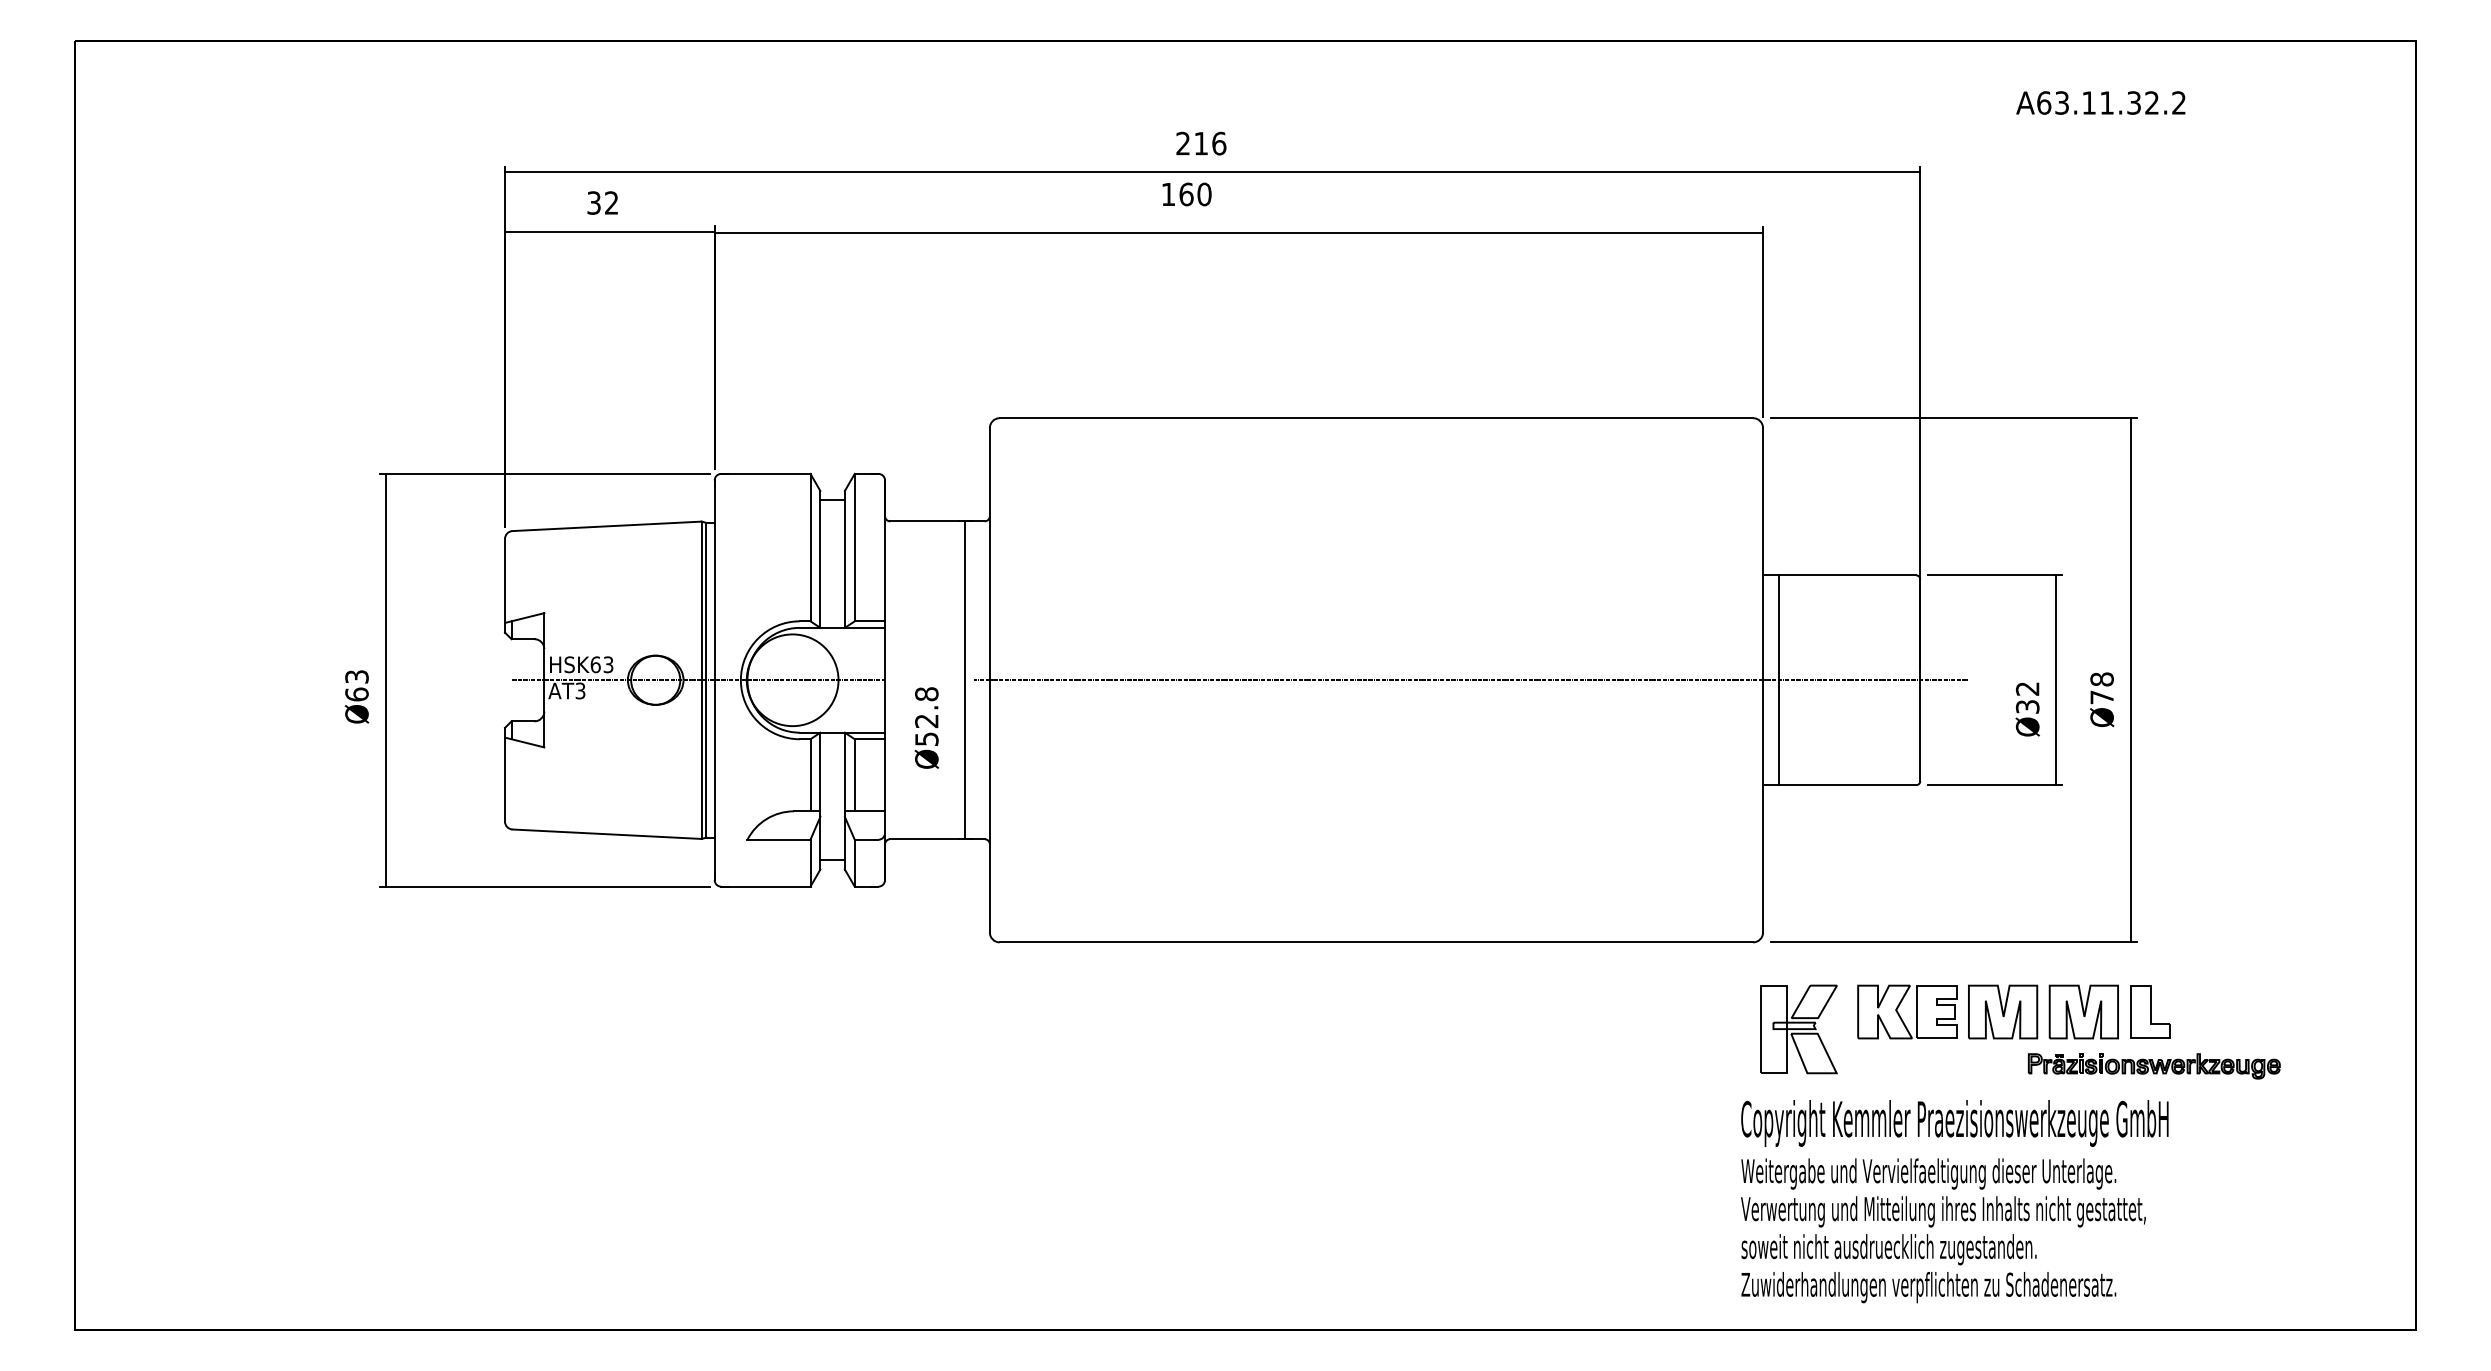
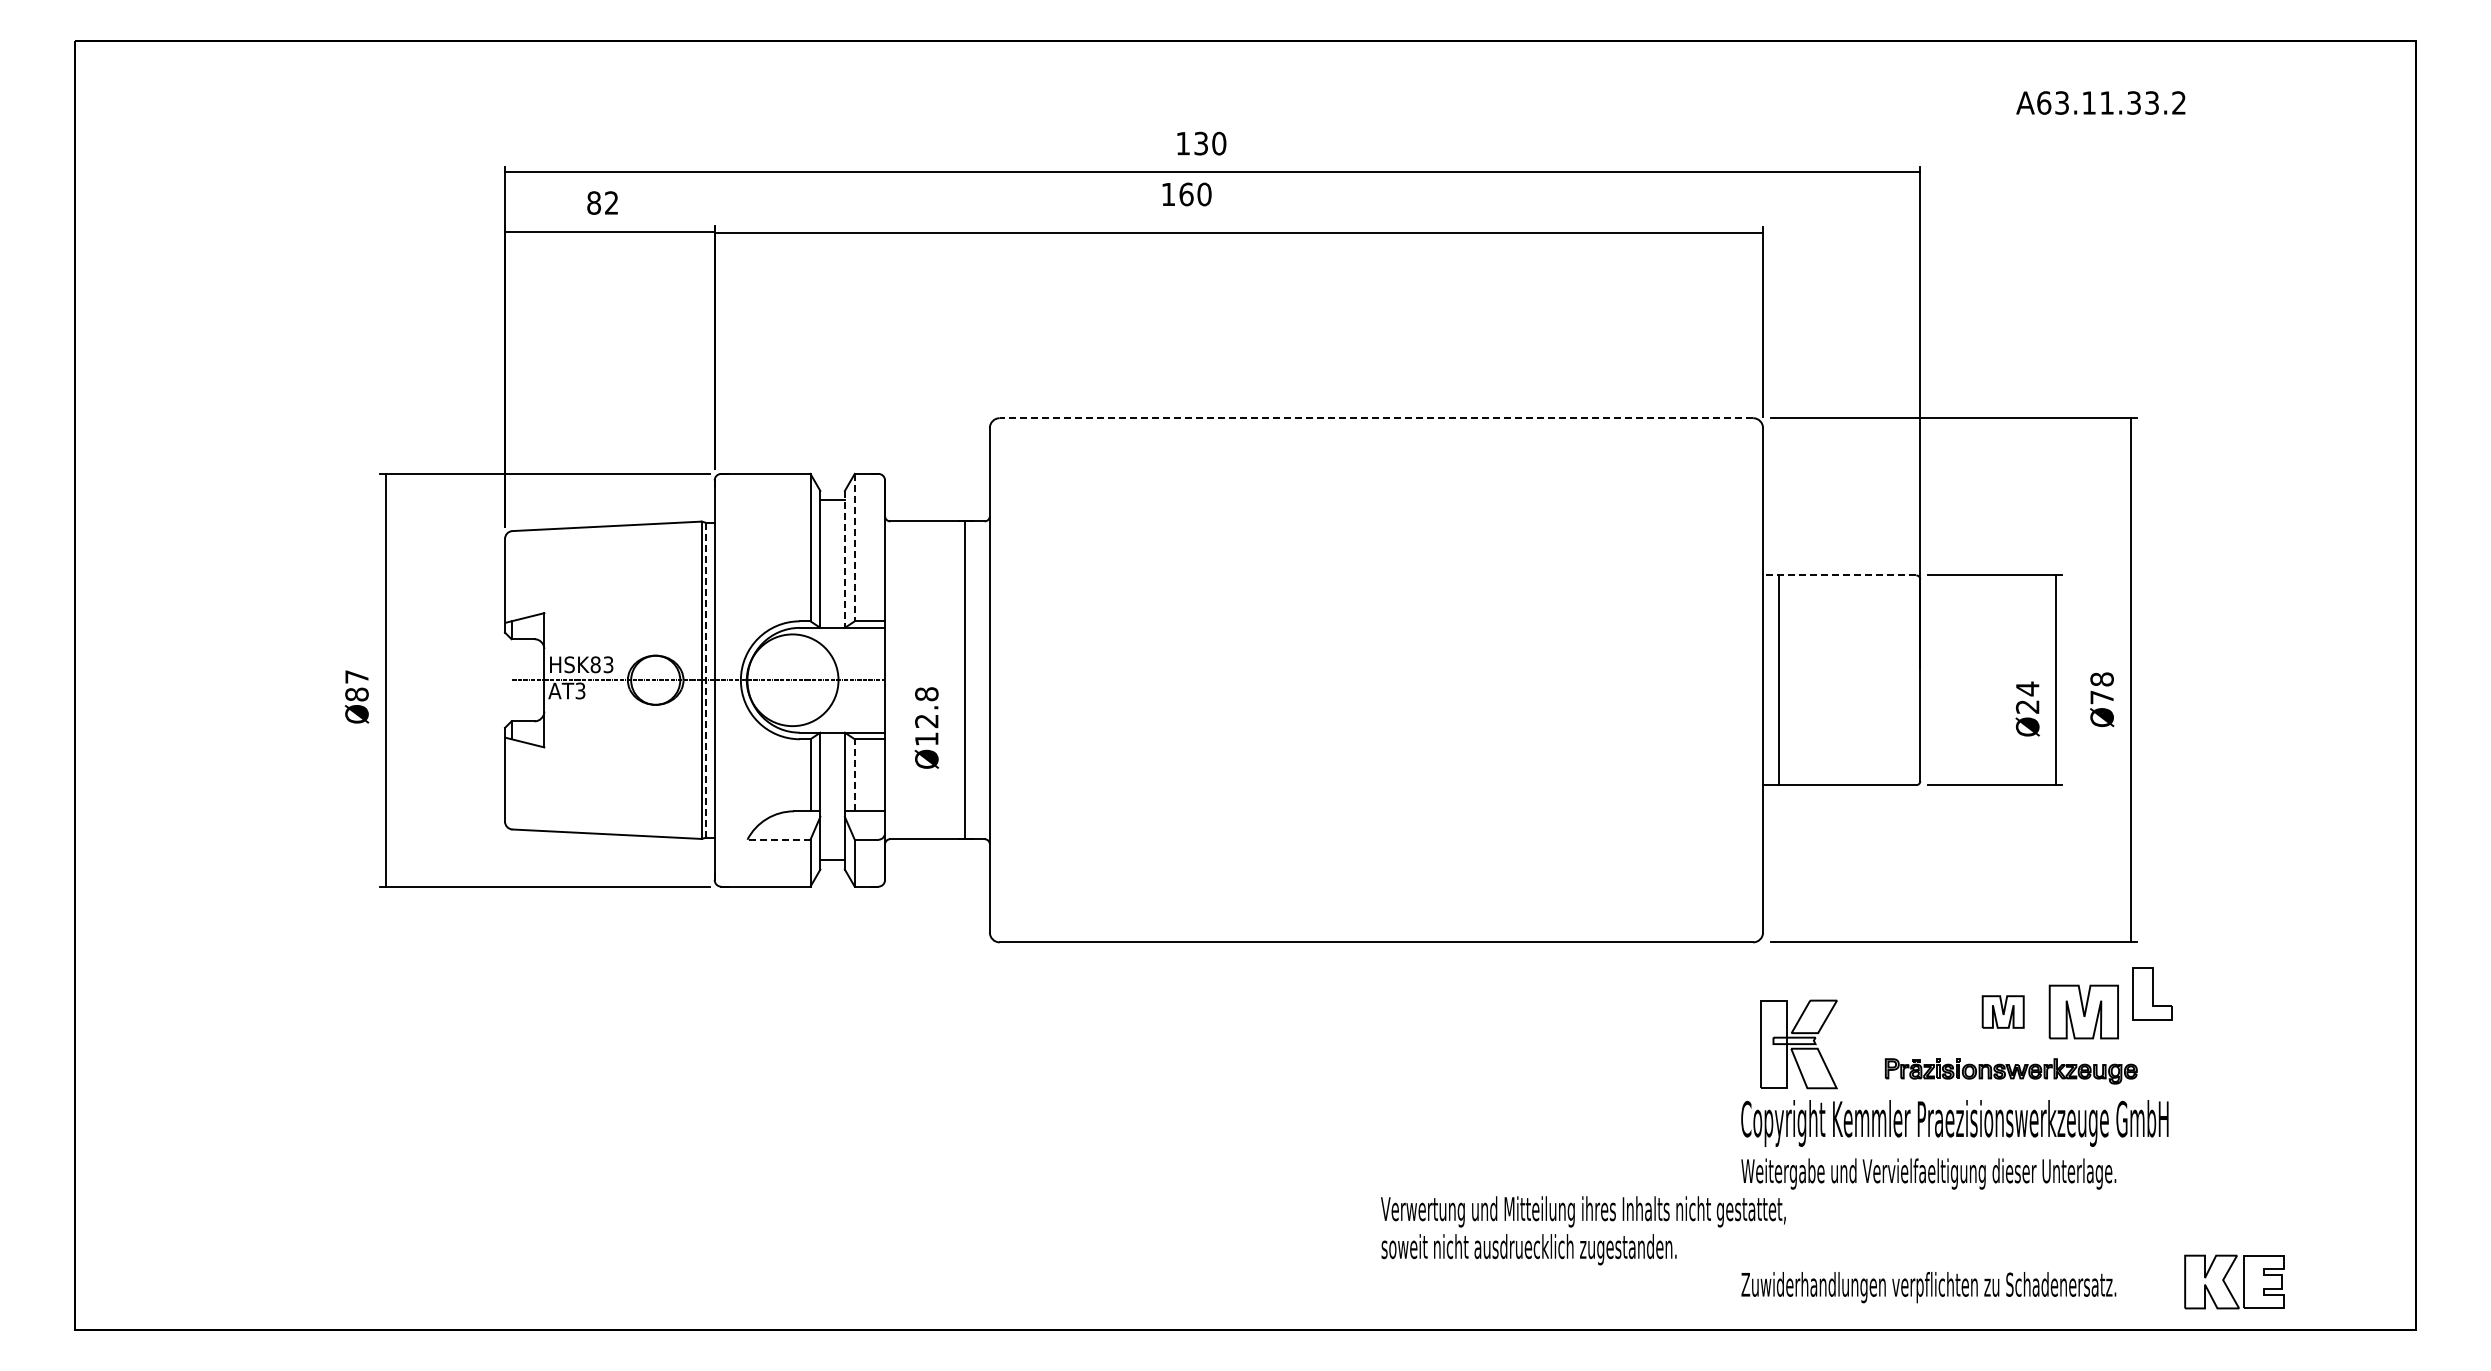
text: A63.11.32.2 -> A63.11.33.2 (2151, 102)
text: 216 -> 130 (1201, 143)
text: 32 -> 82 (593, 202)
line: solid -> dashed (1376, 418)
line: solid -> dashed (854, 547)
line: solid -> dashed (844, 559)
line: solid -> dashed (1839, 575)
text: HSK63 -> HSK83 (595, 664)
line: solid -> dashed (706, 680)
line: present -> none (1470, 680)
text: Ø63 -> Ø87 (356, 685)
text: Ø32 -> Ø24 (2027, 697)
text: Ø52.8 -> Ø12.8 (926, 738)
line: solid -> dashed (854, 774)
line: solid -> dashed (778, 839)
part size: 71x56 px -> 44x34 px (2002, 1011)
part position: (2150, 1011) -> (2152, 993) (2152, 993)
part position: (1900, 1015) -> (2227, 1285) (2227, 1285)
part position: (1798, 1029) -> (1798, 1044) (1798, 1044)
part position: (2153, 1066) -> (2010, 1071) (2010, 1071)
text position: (1943, 1230) -> (1583, 1230) (1583, 1230)
